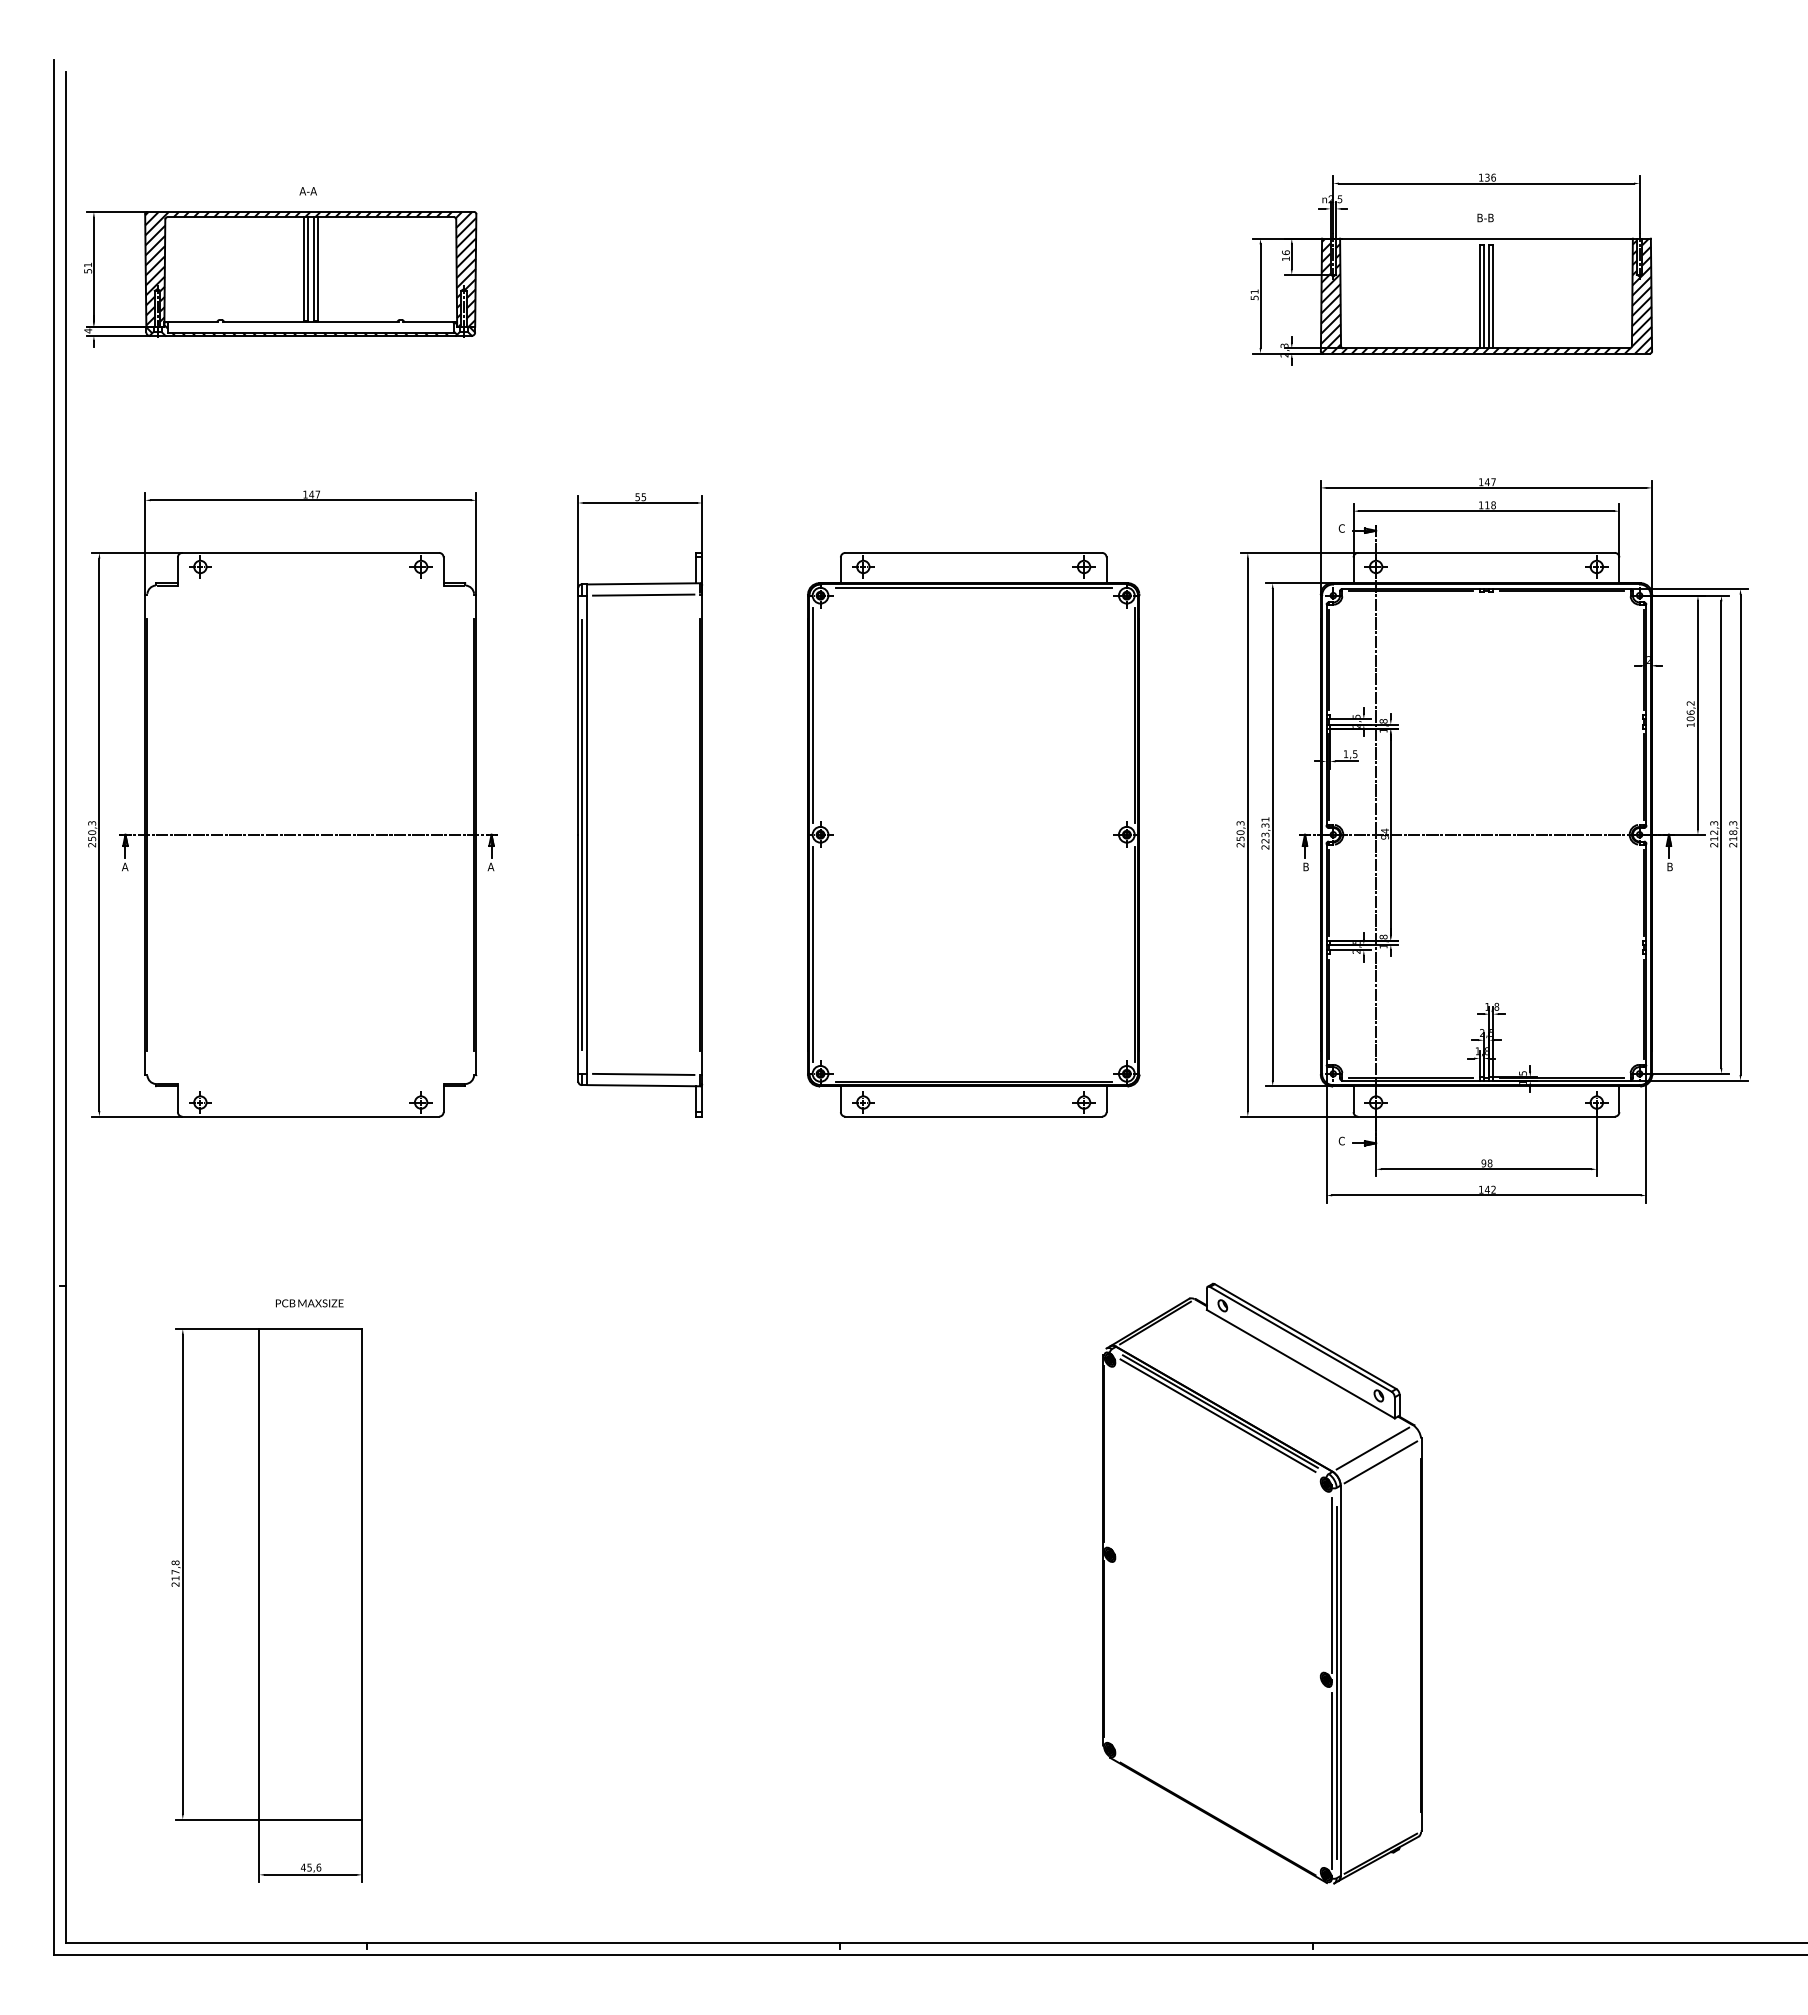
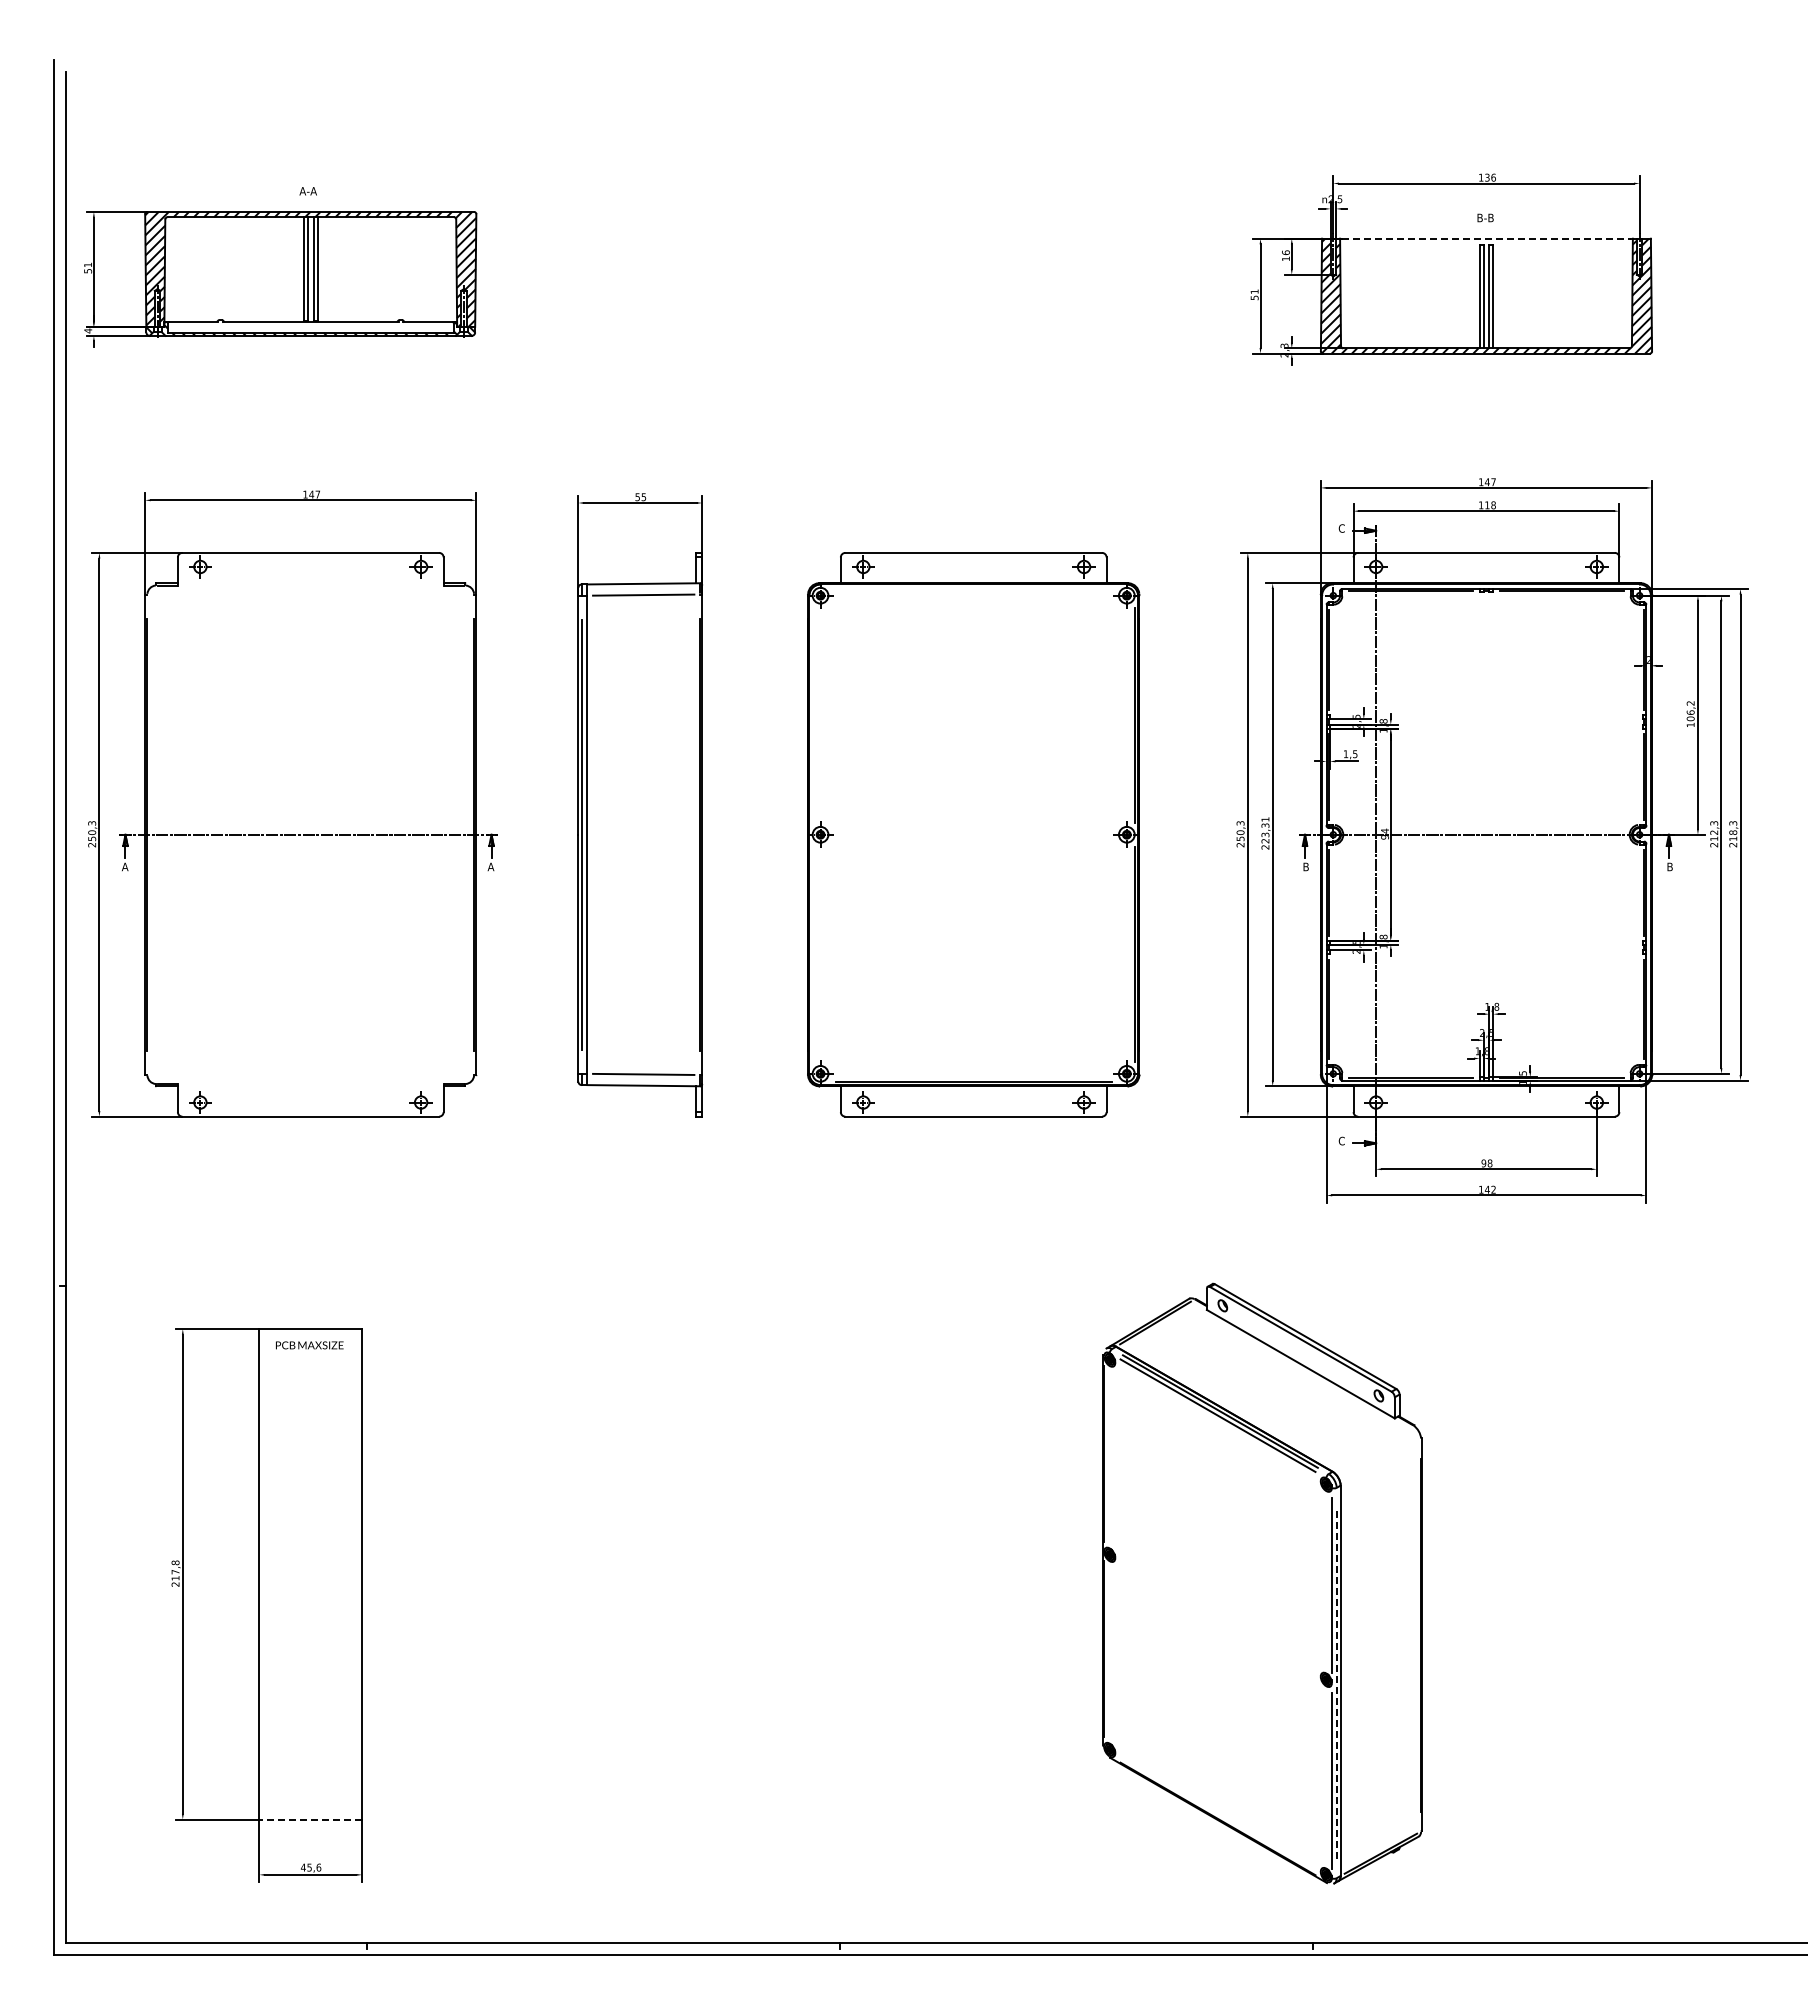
line: solid -> dashed (1486, 238)
line: present -> none (973, 587)
line: present -> none (812, 714)
line: present -> none (812, 953)
text position: (309, 1303) -> (309, 1345) (309, 1345)
line: present -> none (1372, 1448)
line: present -> none (1380, 1462)
line: solid -> dashed (1336, 1683)
line: solid -> dashed (310, 1819)
